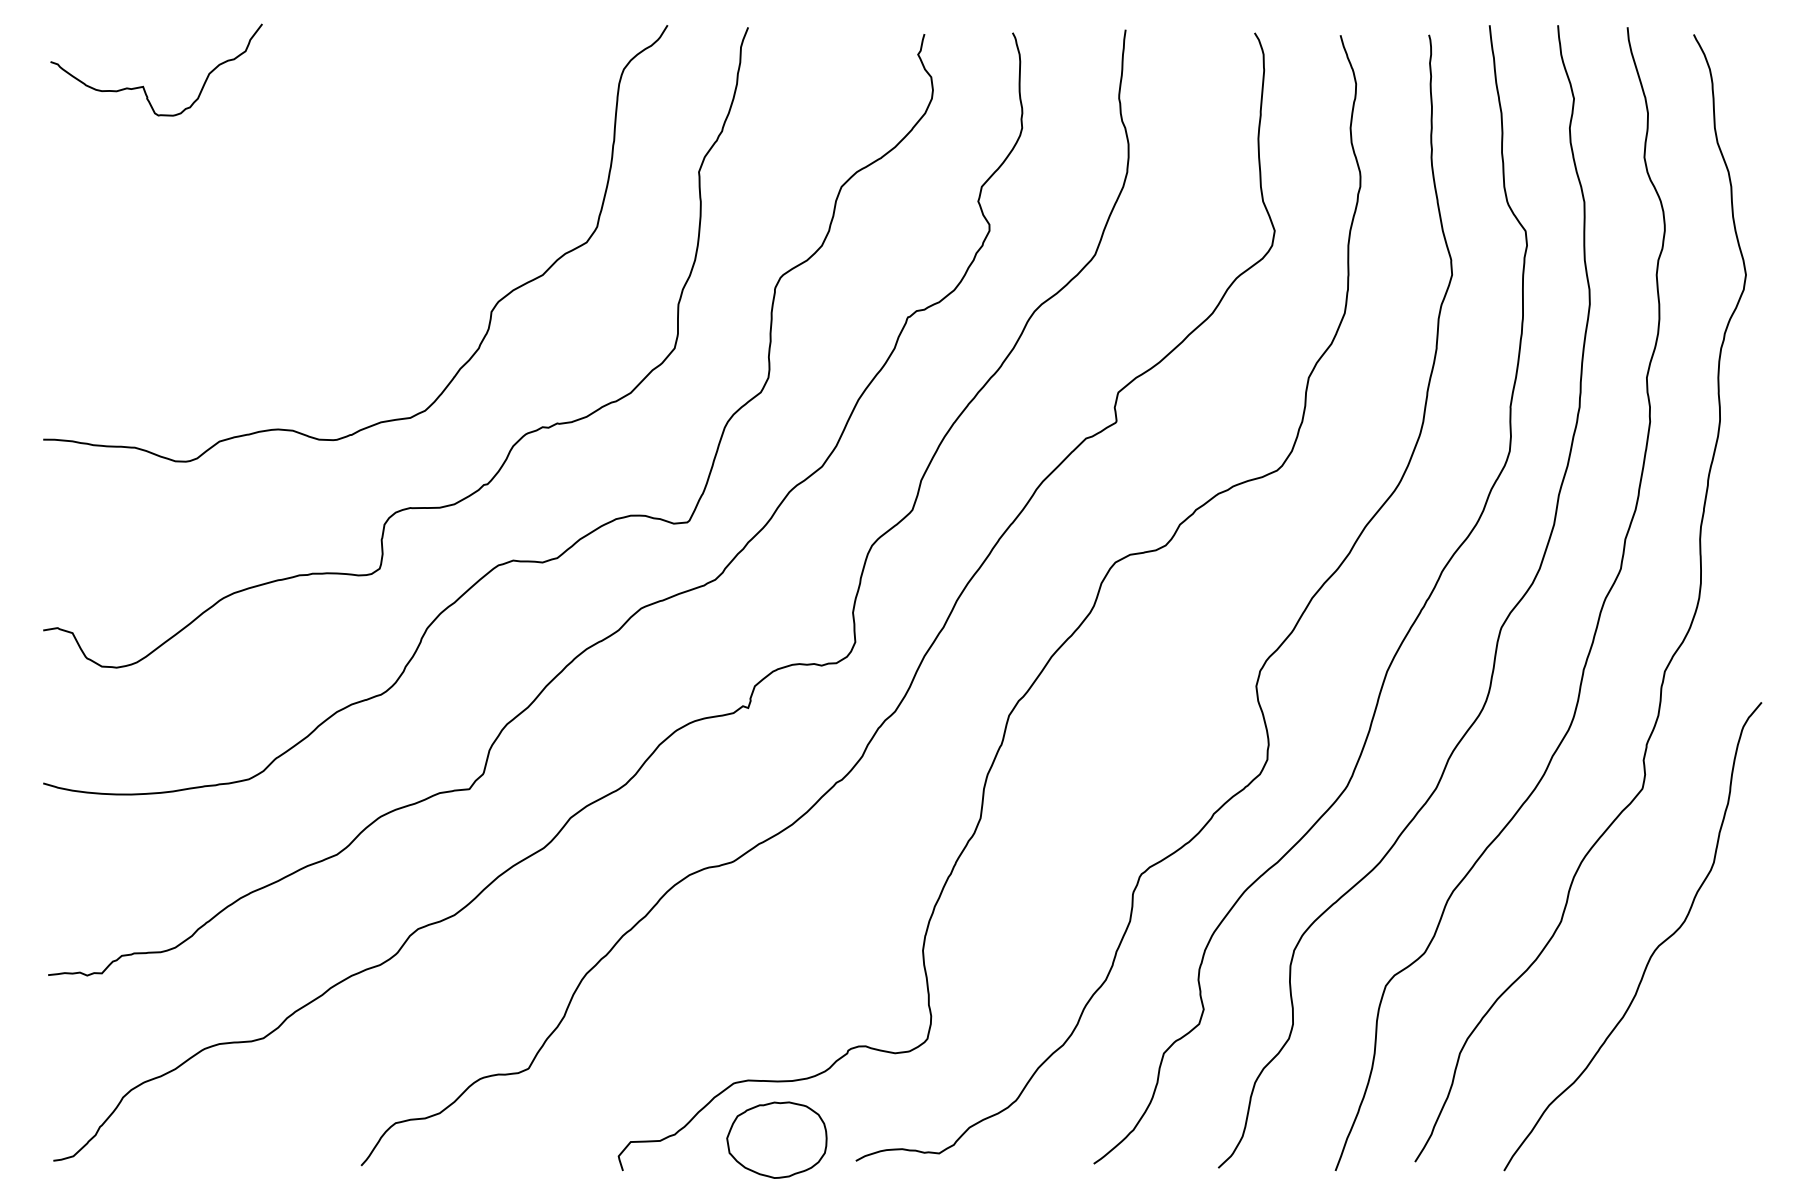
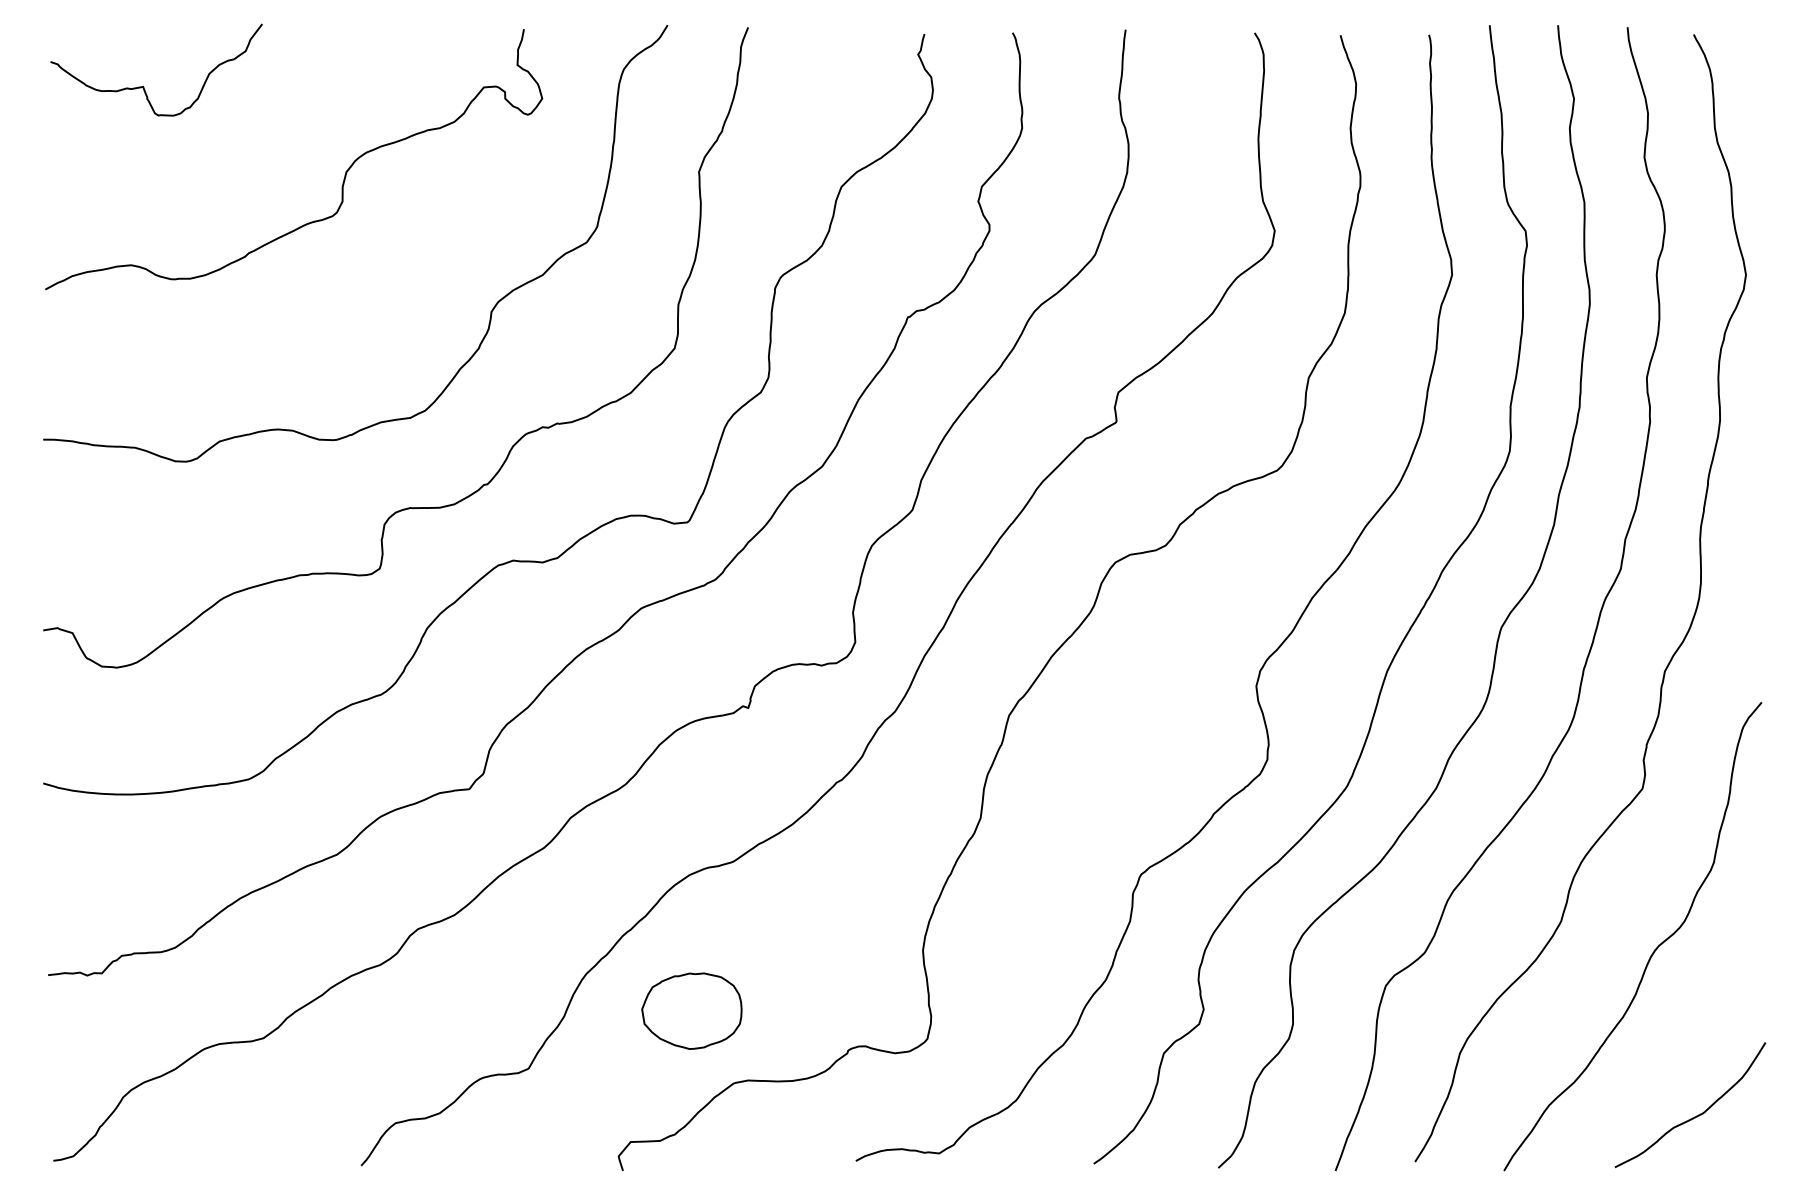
curve: none -> present (344, 174)
curve: none -> present (1696, 1115)
part position: (776, 1139) -> (691, 1010) (691, 1010)
